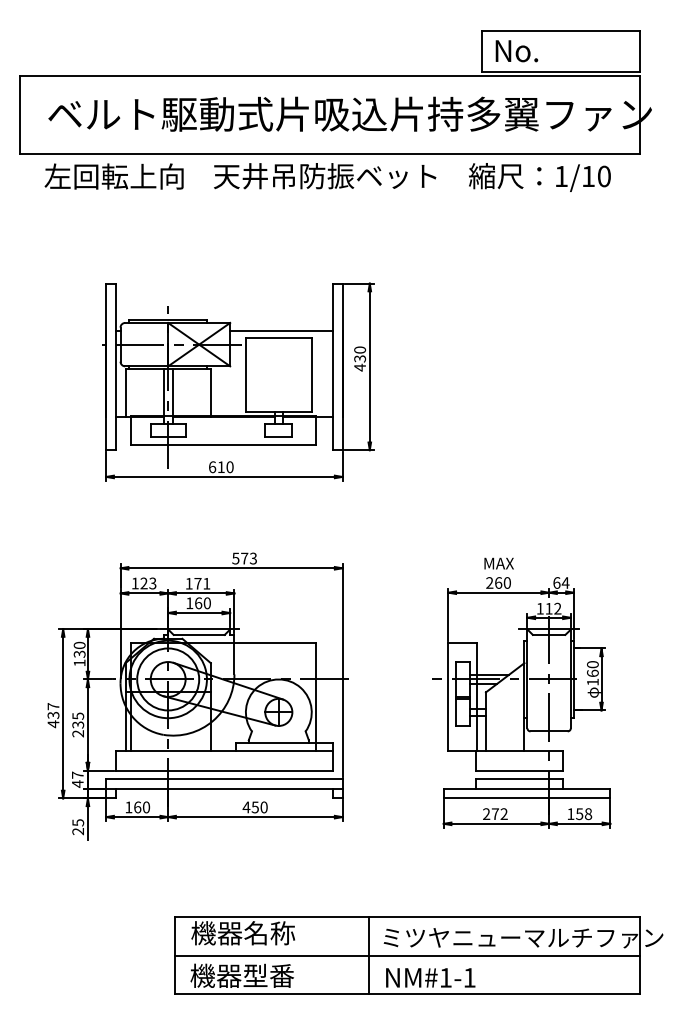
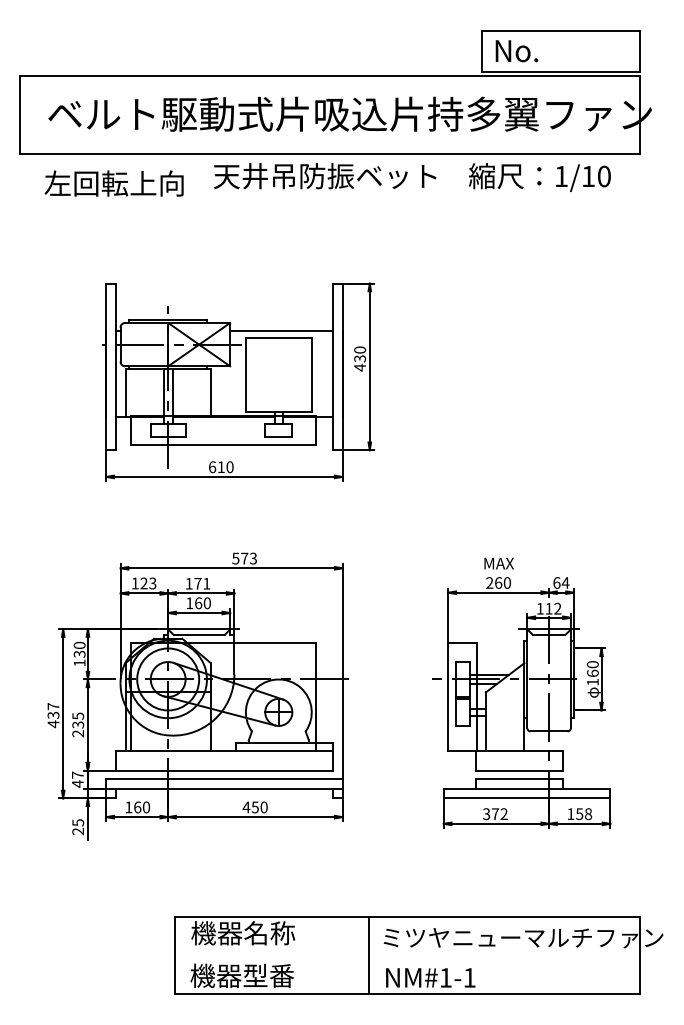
text position: (113, 176) -> (113, 183) (113, 183)
text: 272 -> 372 (486, 814)
line: present -> none (407, 955)
